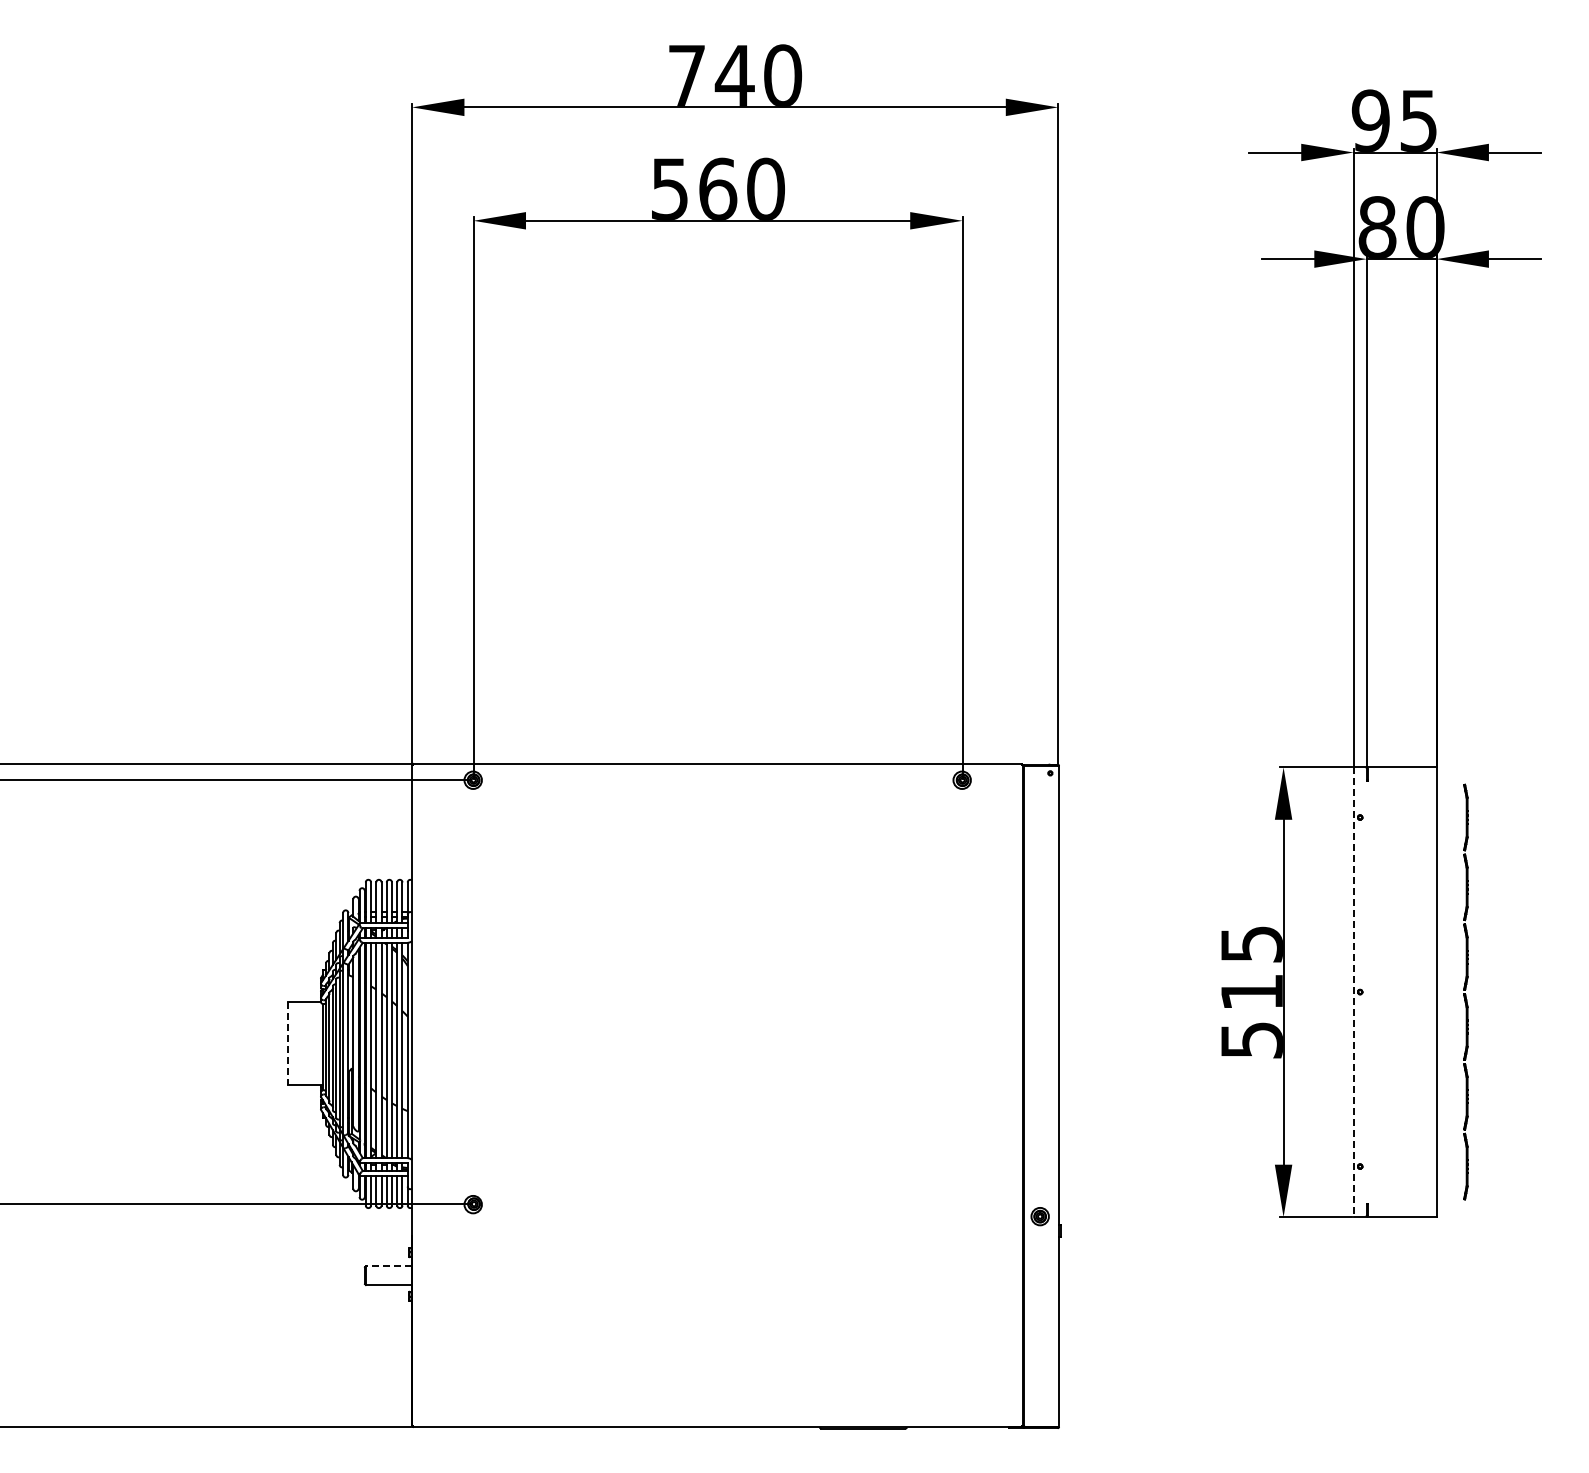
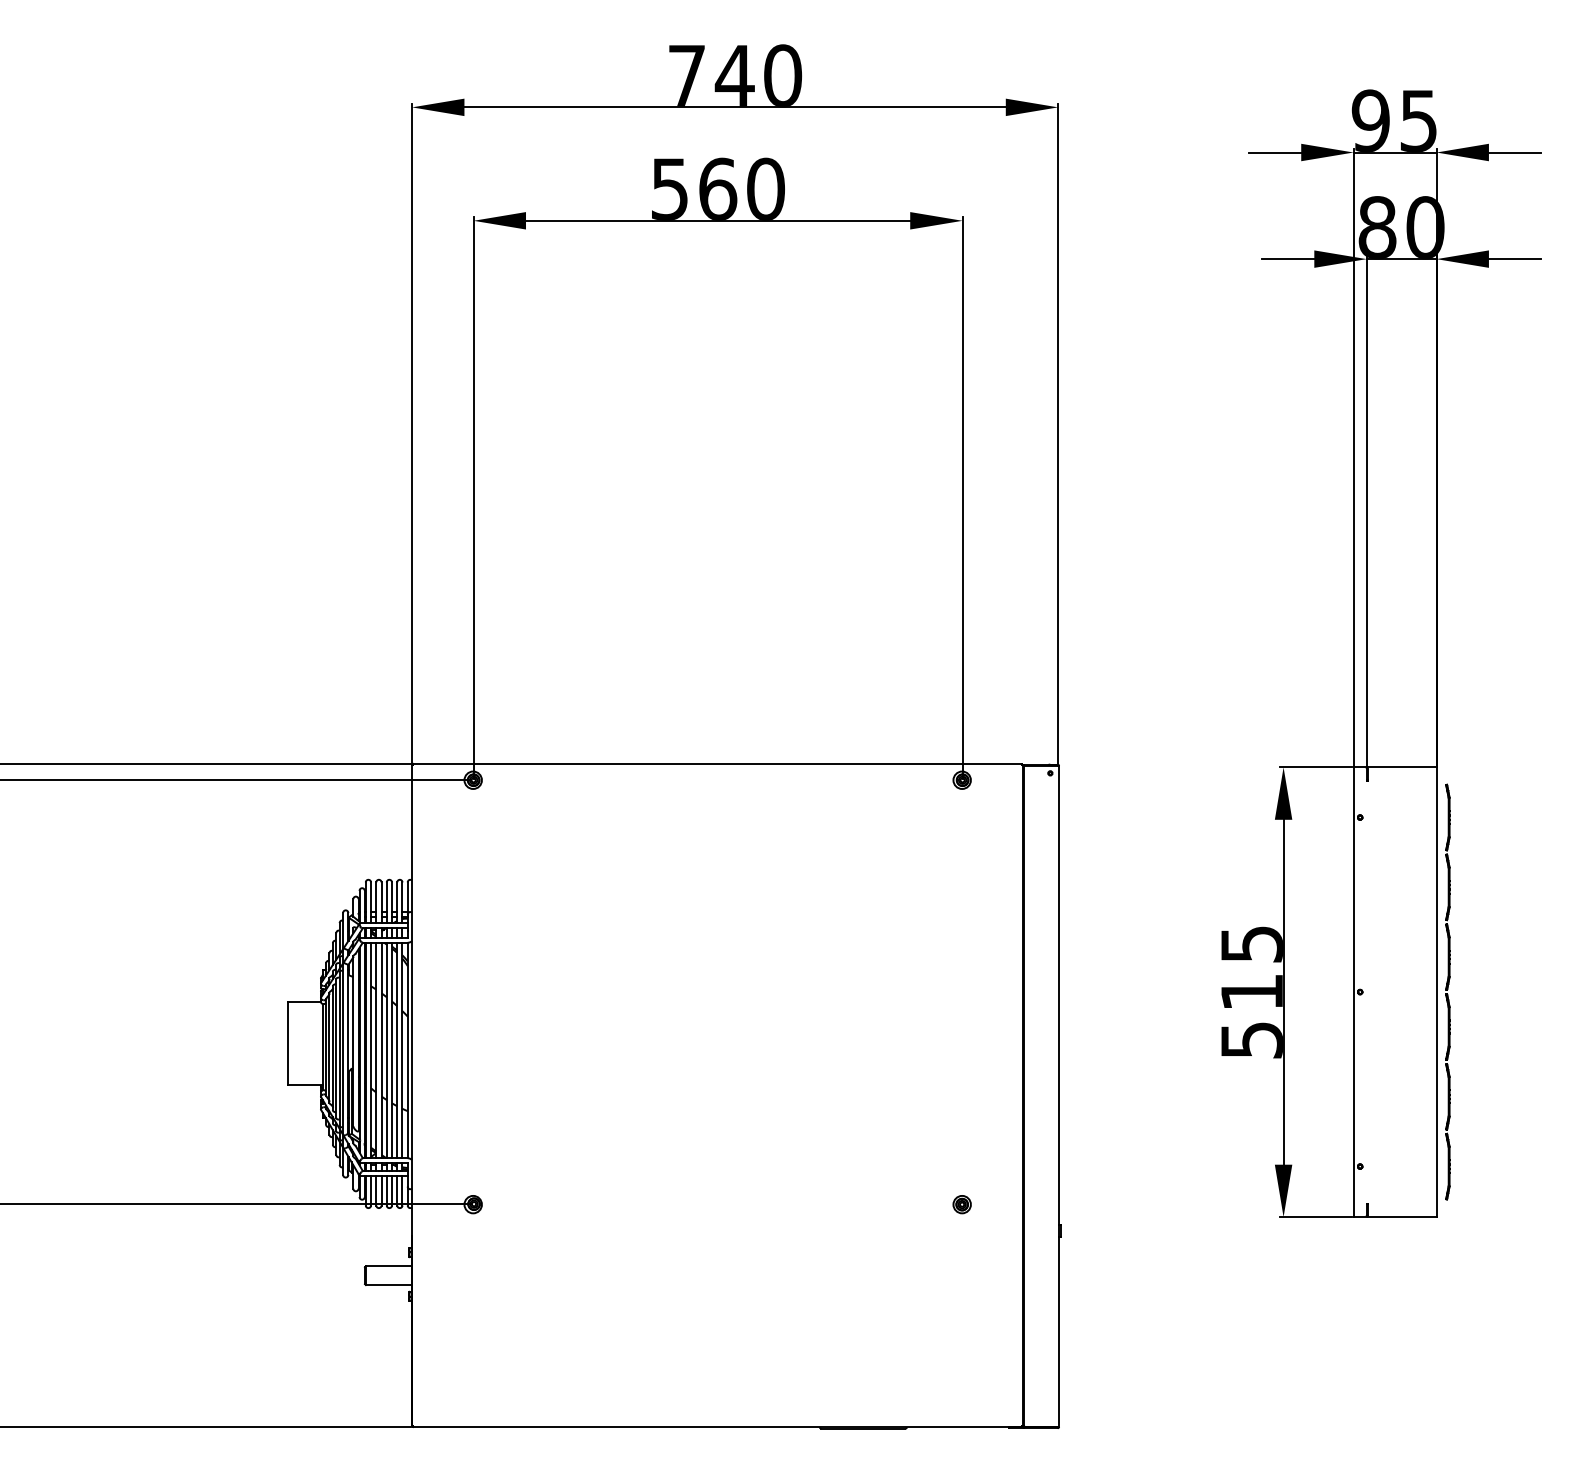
part position: (1465, 991) -> (1447, 991) (1447, 991)
line: dashed -> solid (1353, 992)
line: dashed -> solid (288, 1044)
part position: (1039, 1216) -> (961, 1204) (961, 1204)
line: dashed -> solid (388, 1266)
